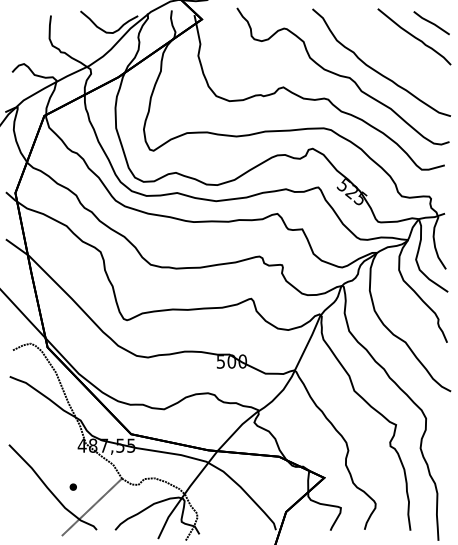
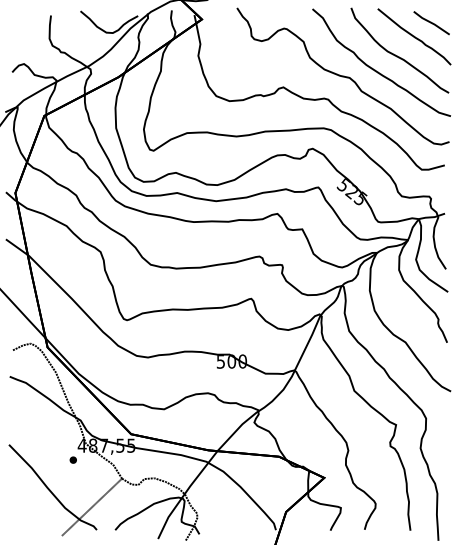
part: none -> present (399, 50)
part position: (72, 486) -> (72, 459) (72, 459)
